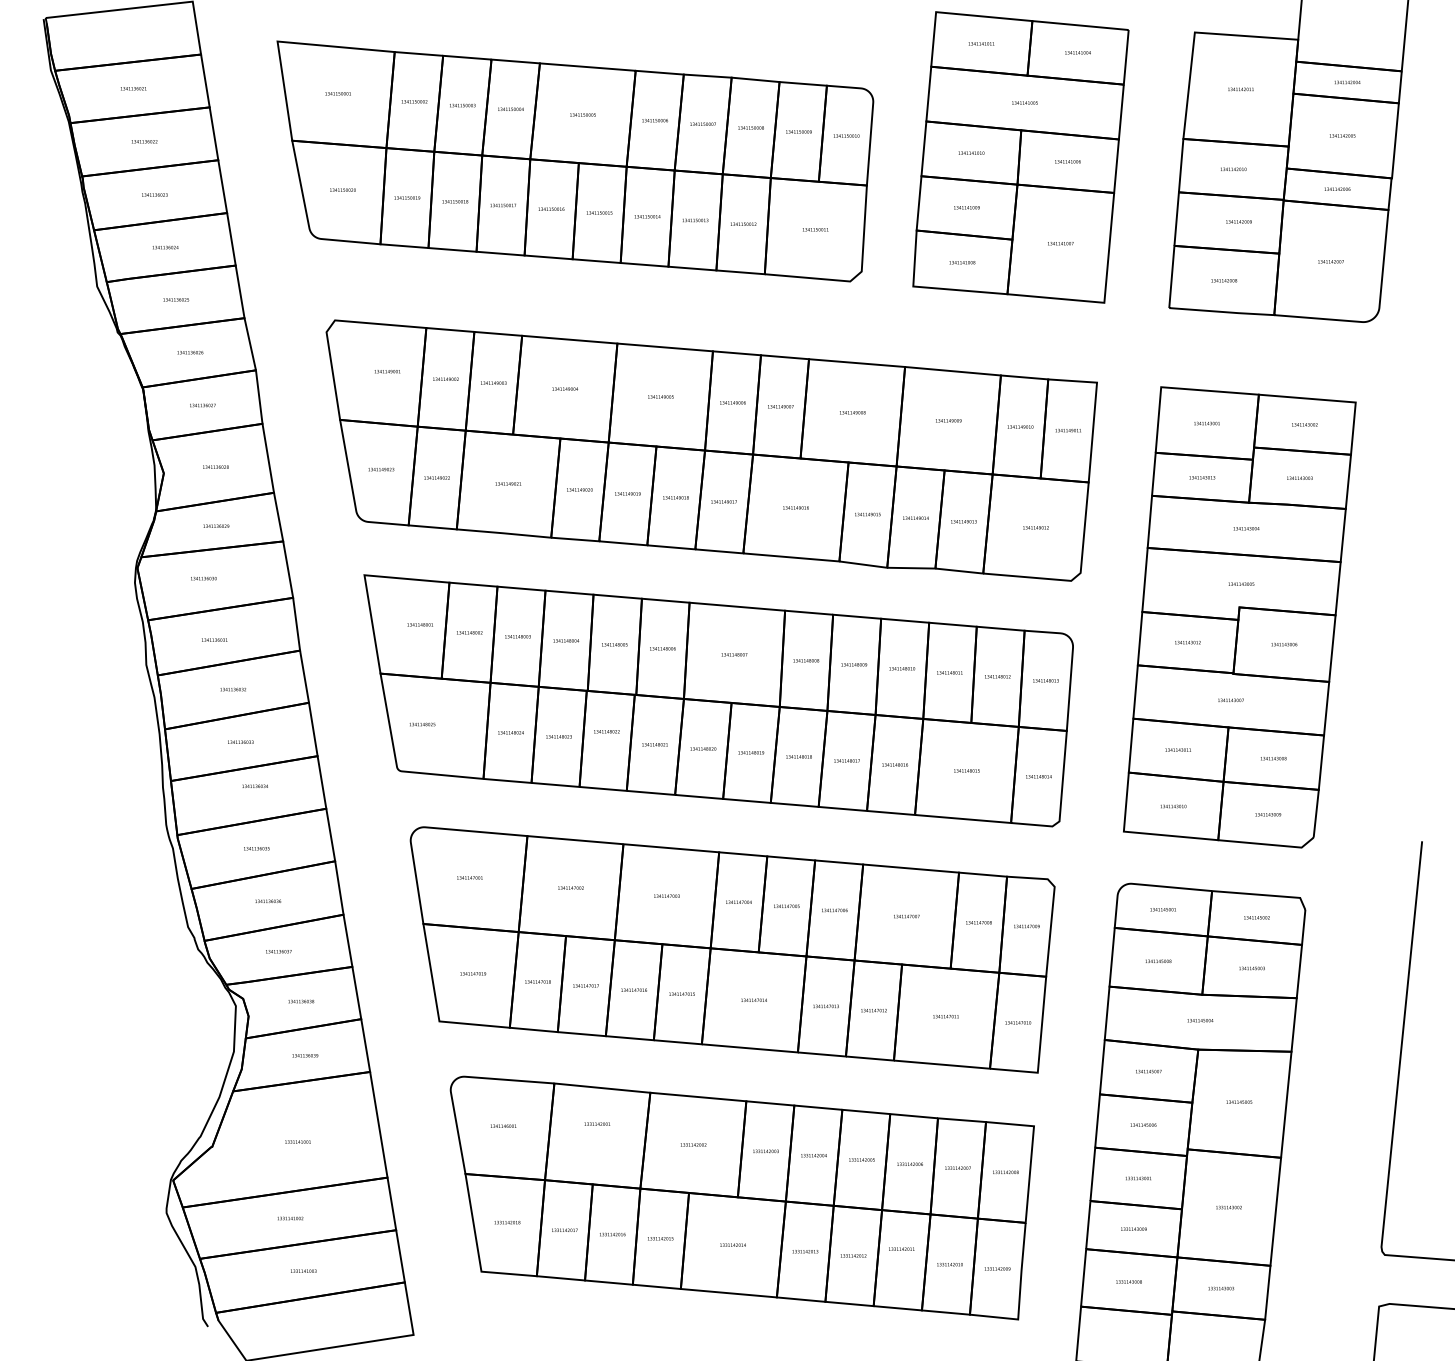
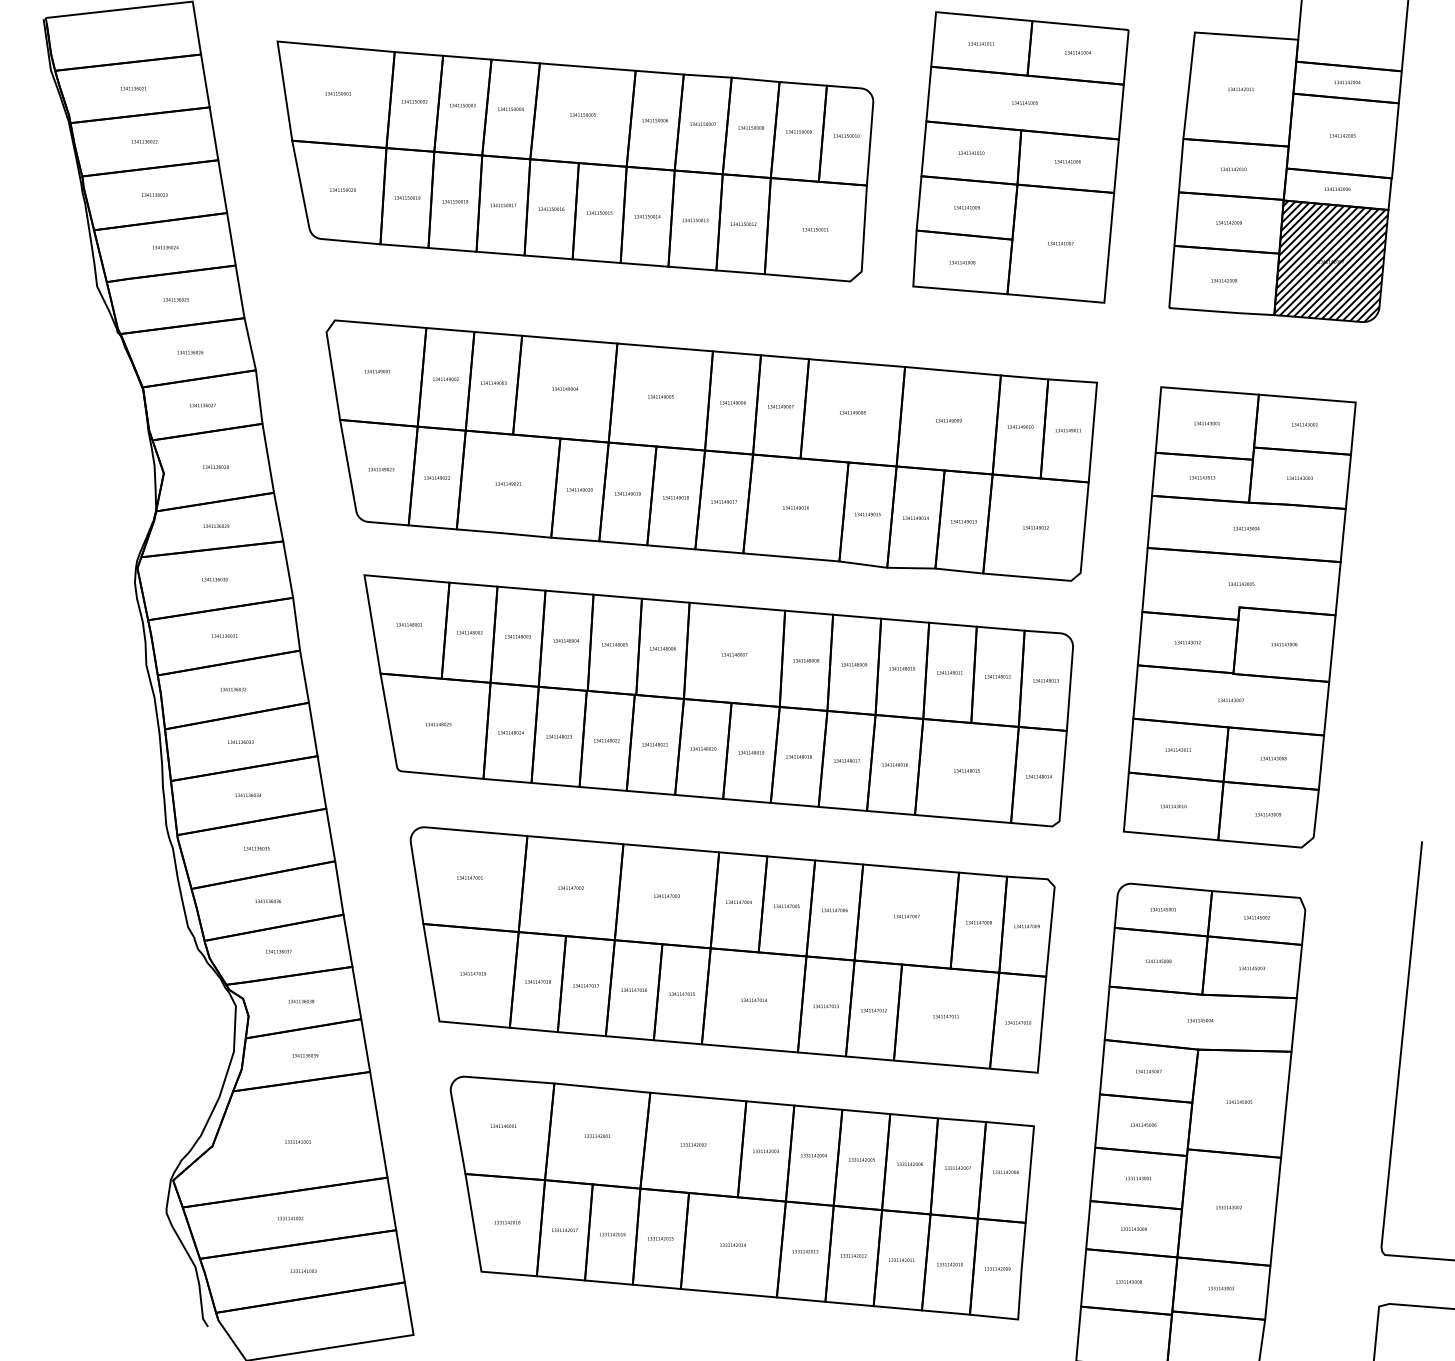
text position: (1238, 221) -> (1228, 222) (1228, 222)
hatch: none -> present (1331, 261)
text position: (387, 371) -> (377, 371) (377, 371)
text position: (203, 578) -> (214, 579) (214, 579)
text position: (419, 624) -> (408, 624) (408, 624)
text position: (214, 639) -> (224, 635) (224, 635)
text position: (422, 724) -> (438, 724) (438, 724)
text position: (606, 731) -> (606, 740) (606, 740)
text position: (254, 785) -> (247, 794) (247, 794)
text position: (597, 1123) -> (597, 1135) (597, 1135)
text position: (901, 1248) -> (901, 1259) (901, 1259)
